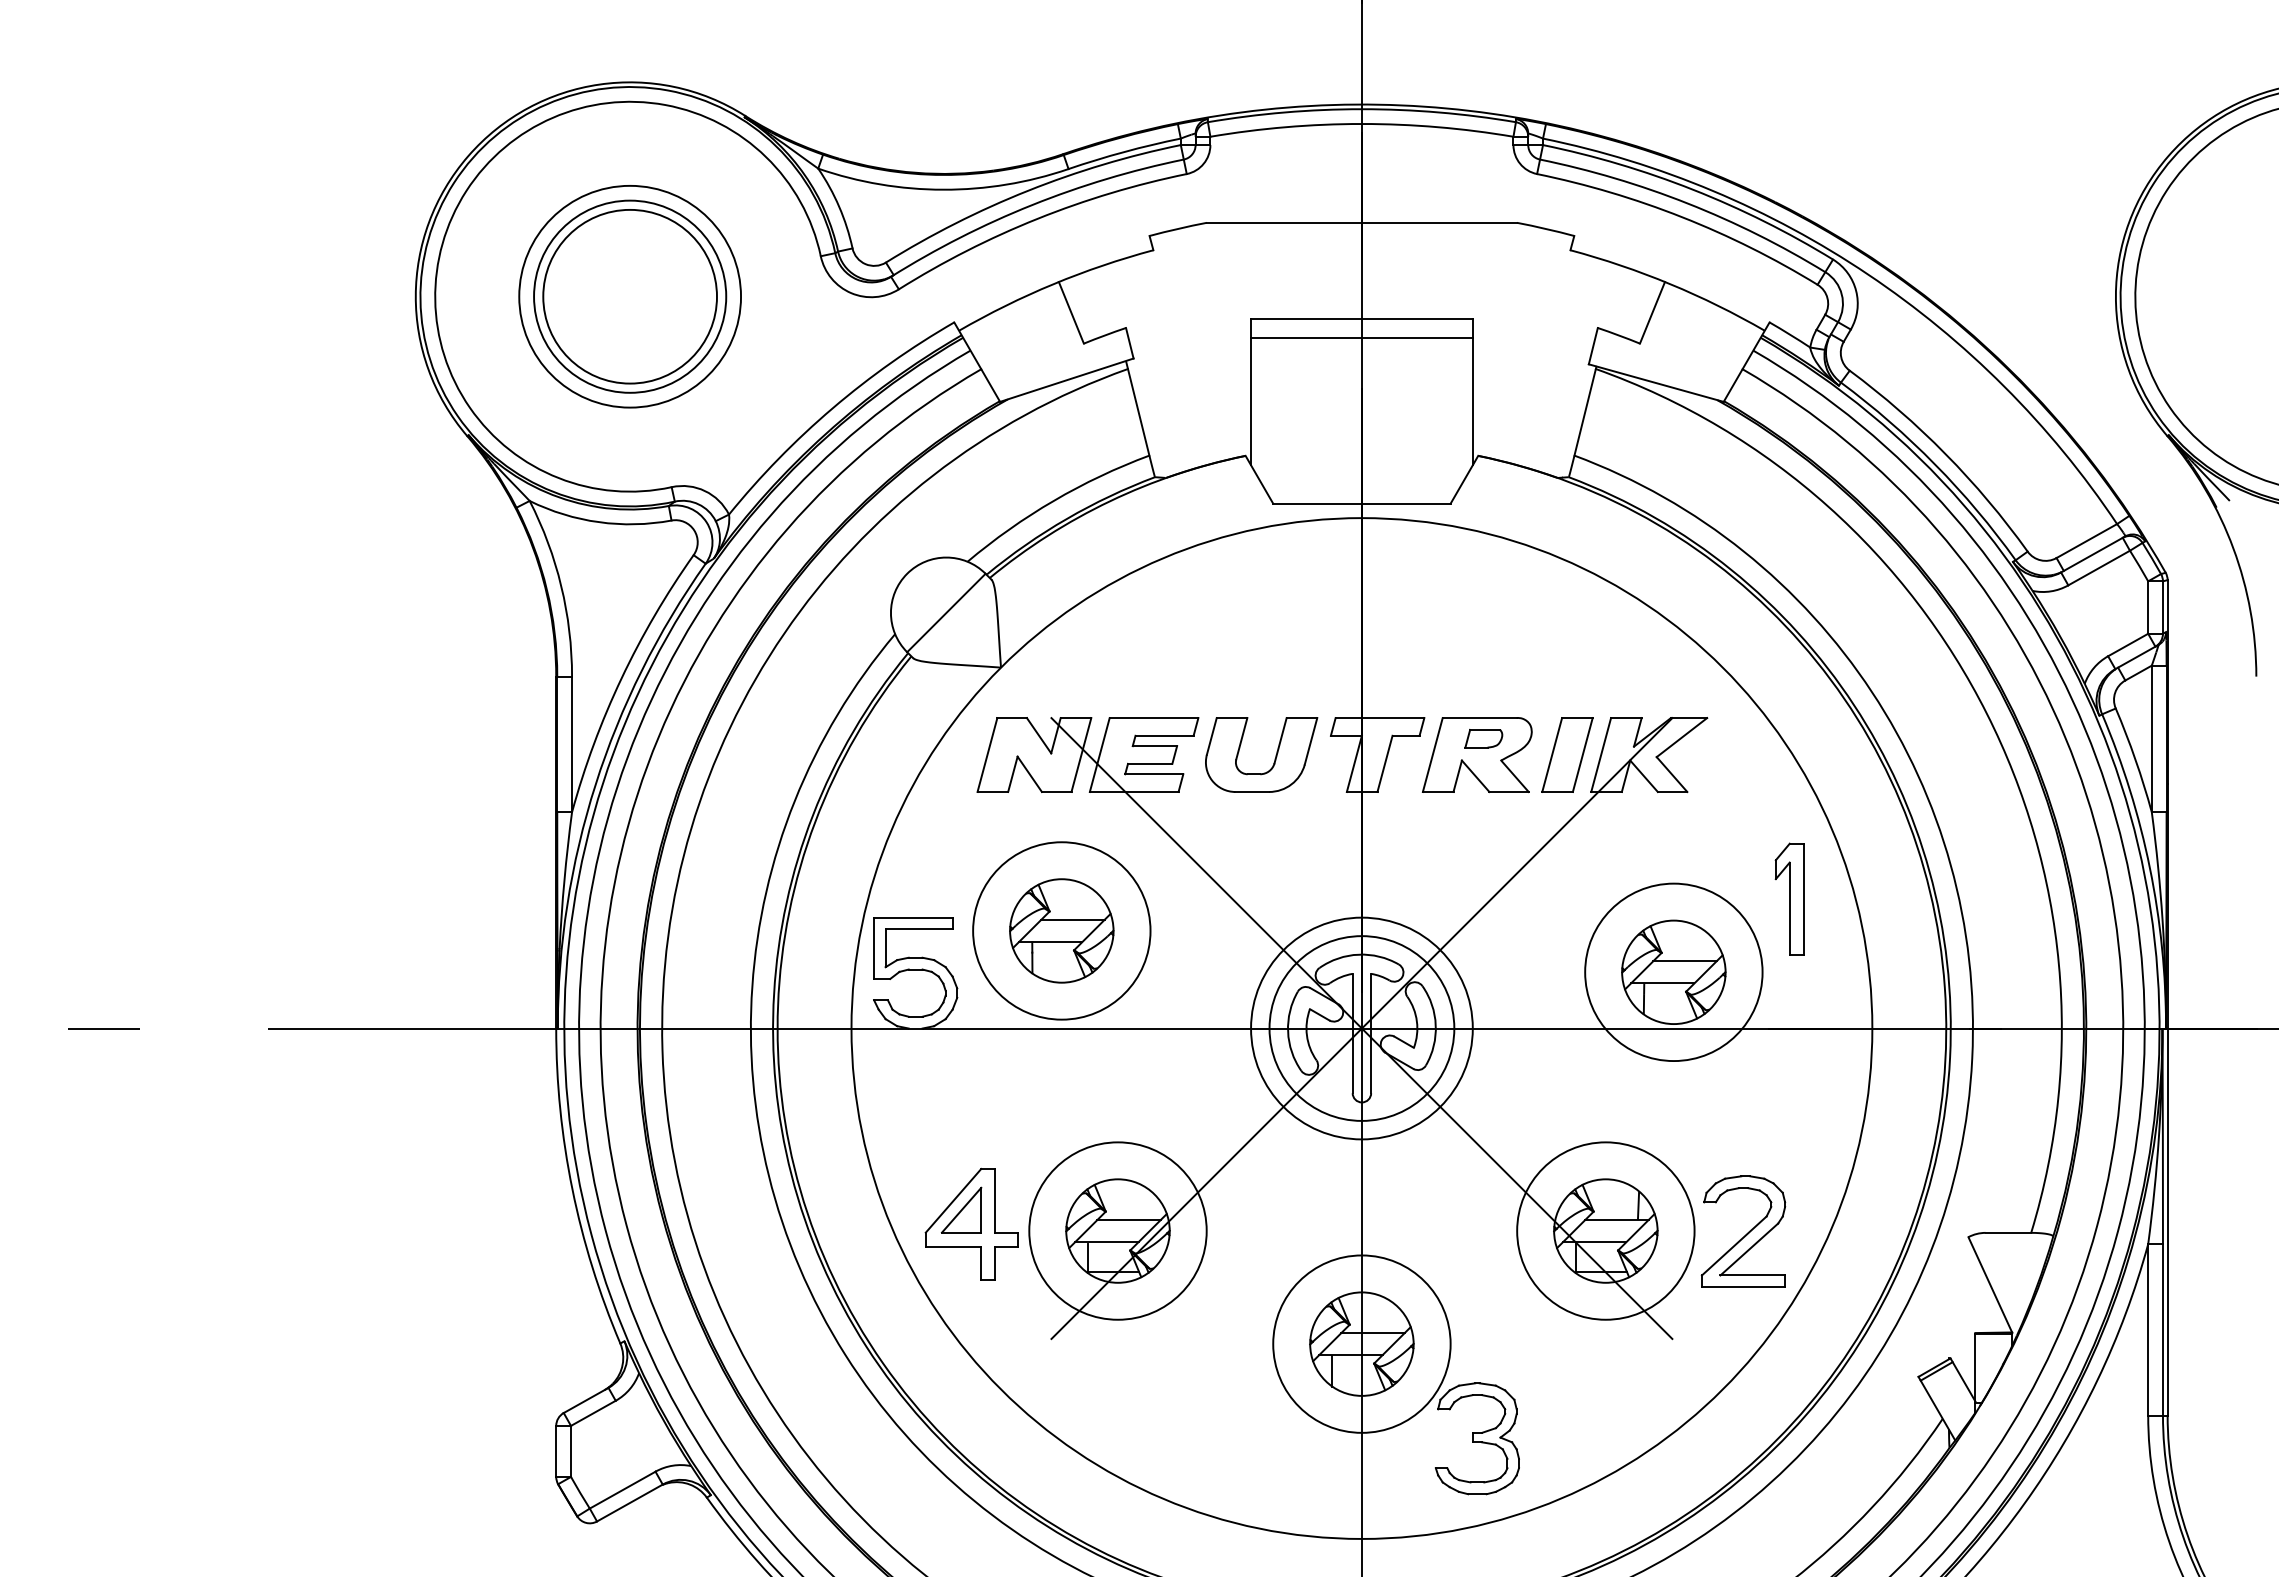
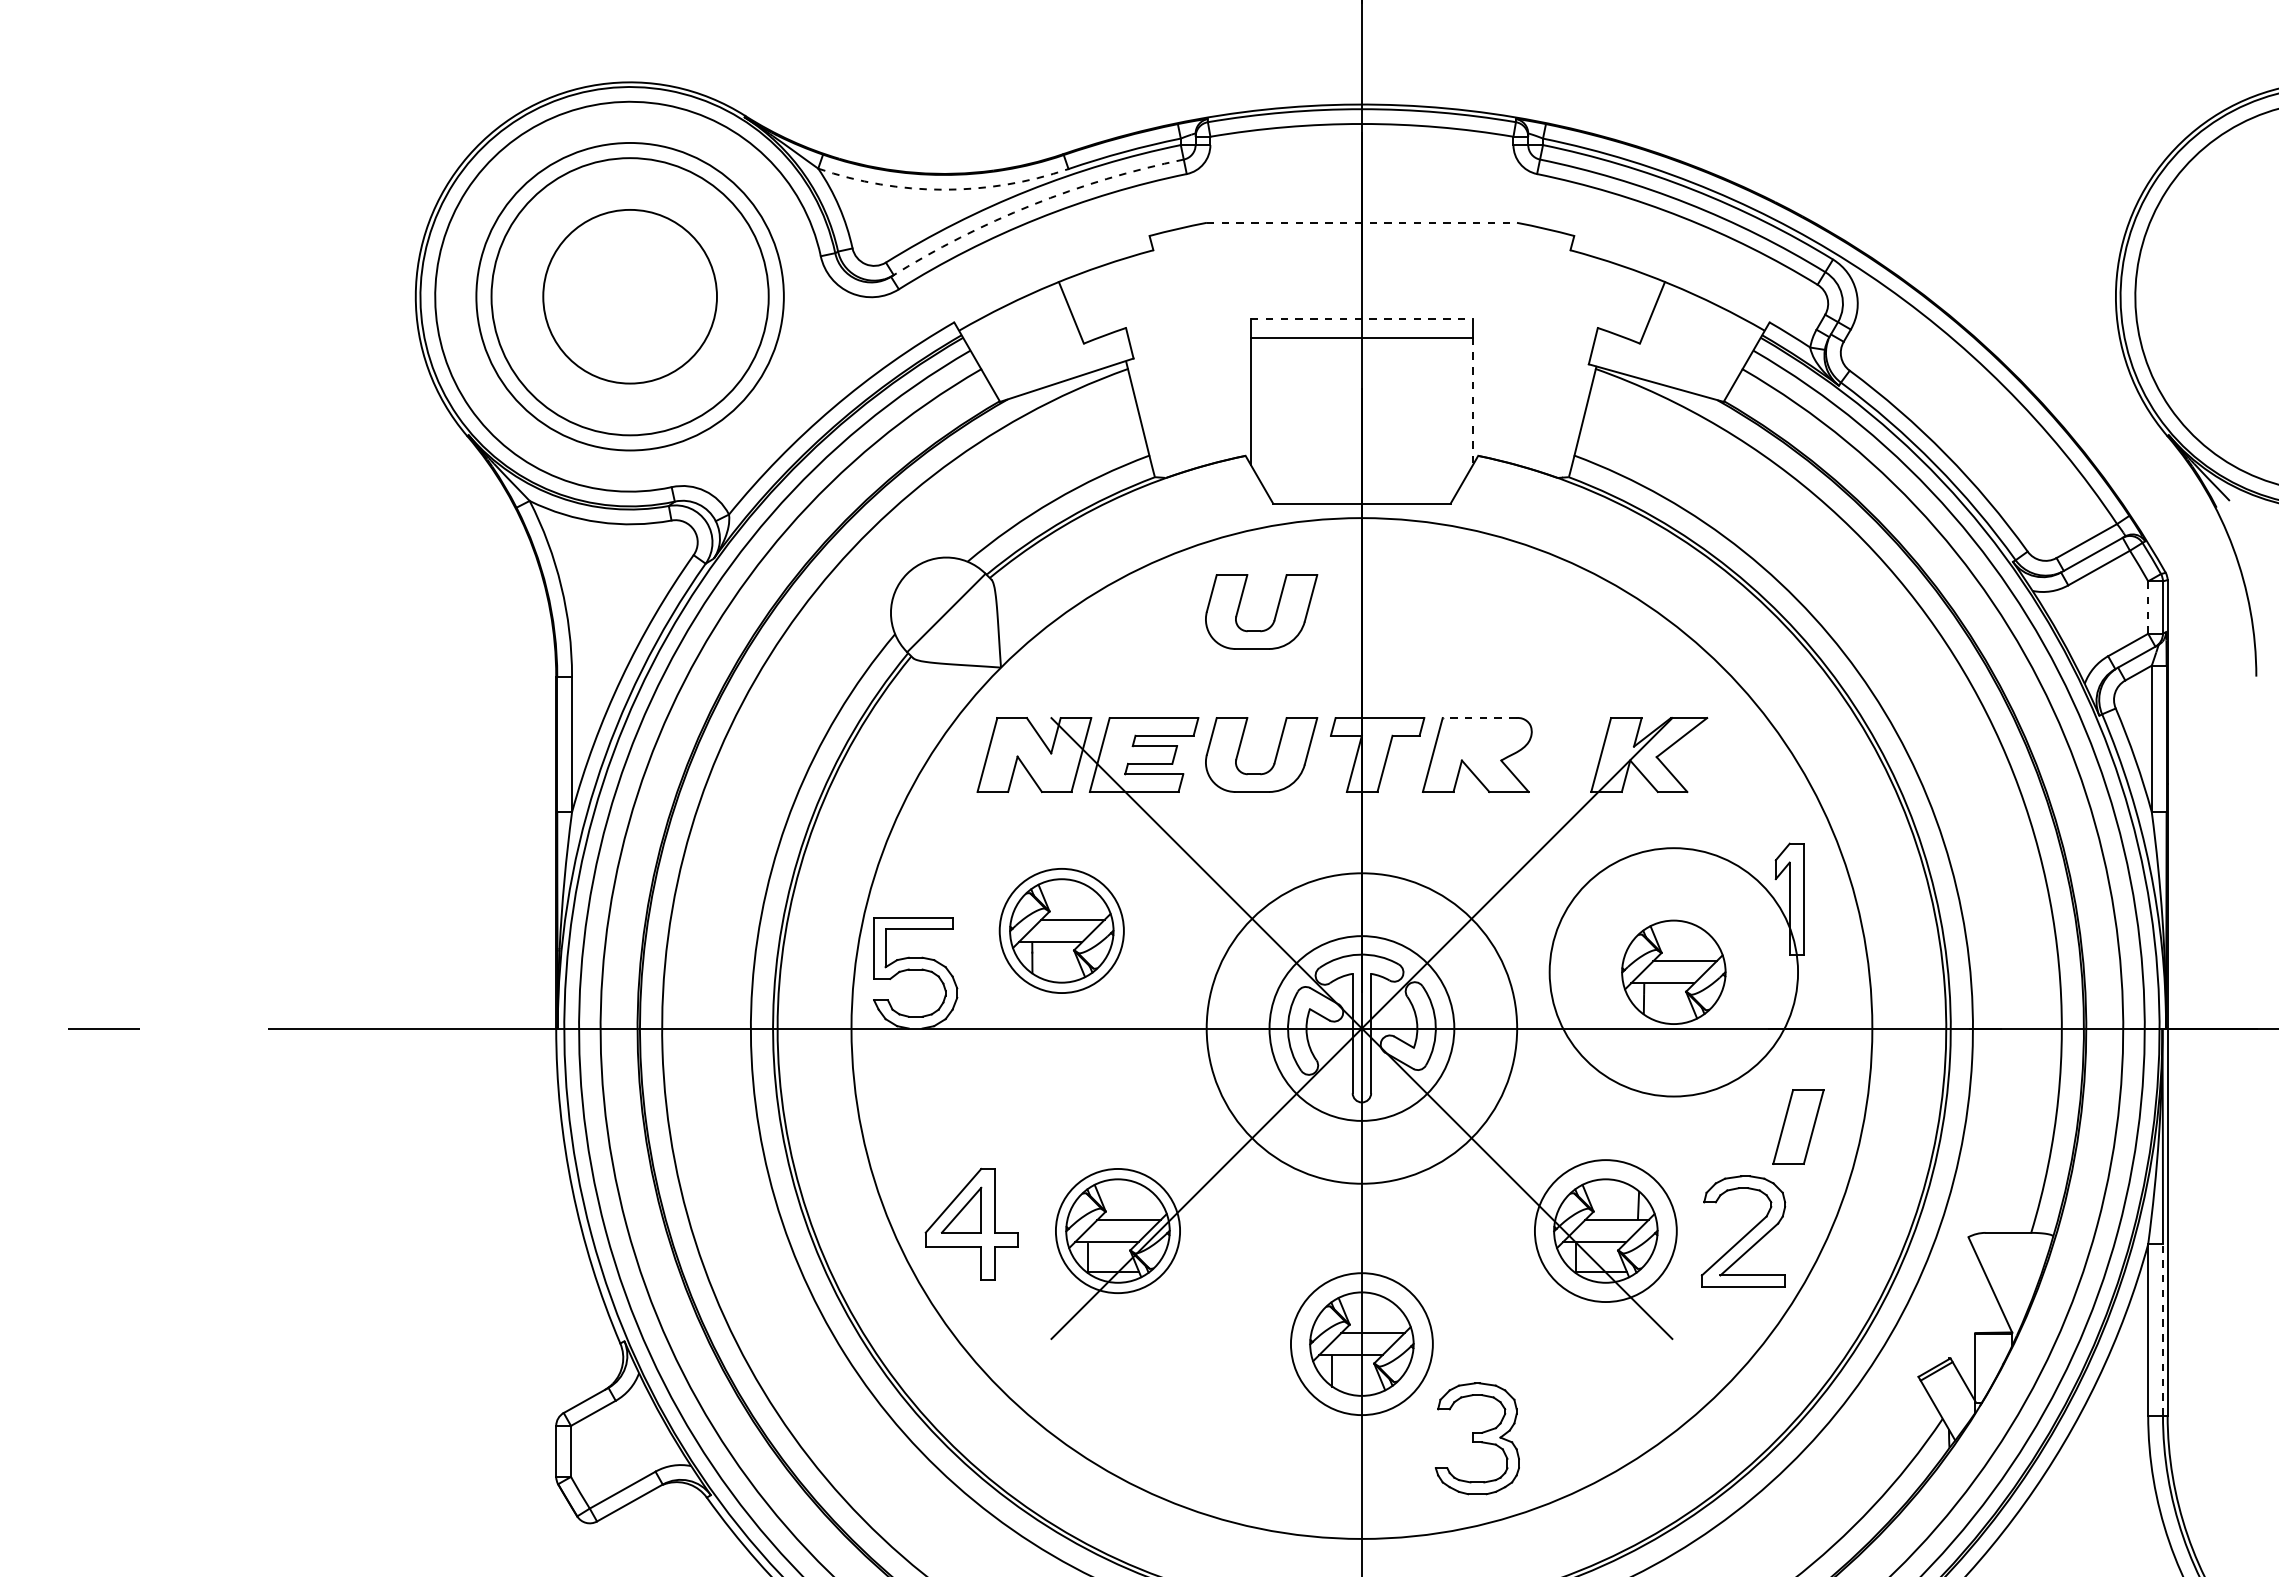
arc: solid -> dashed (943, 189)
arc: solid -> dashed (1032, 205)
line: solid -> dashed (1362, 222)
circle diameter: 192 px -> 307 px (629, 296)
circle diameter: 222 px -> 277 px (629, 296)
line: solid -> dashed (1361, 318)
line: solid -> dashed (1472, 401)
line: solid -> dashed (2148, 607)
part: none -> present (1274, 615)
line: solid -> dashed (1479, 718)
part: present -> none (1483, 738)
part position: (1567, 754) -> (1798, 1126) (1798, 1126)
circle diameter: 177 px -> 124 px (1061, 930)
circle diameter: 177 px -> 248 px (1673, 972)
circle diameter: 222 px -> 310 px (1361, 1028)
circle diameter: 177 px -> 124 px (1117, 1230)
circle diameter: 177 px -> 142 px (1605, 1231)
line: solid -> dashed (2162, 1329)
circle diameter: 177 px -> 142 px (1361, 1344)
